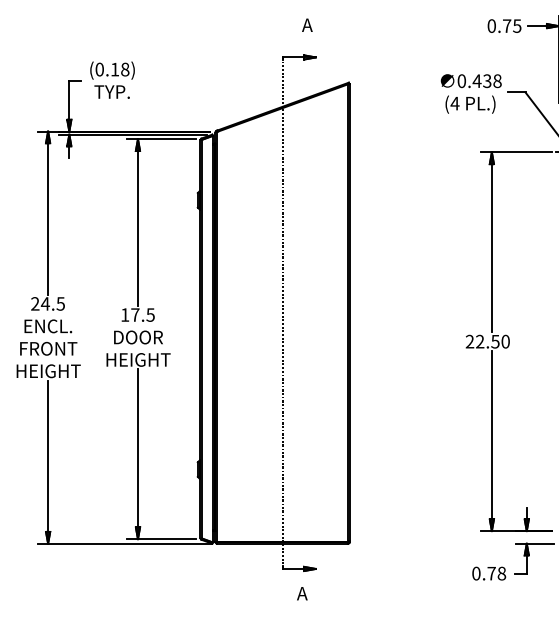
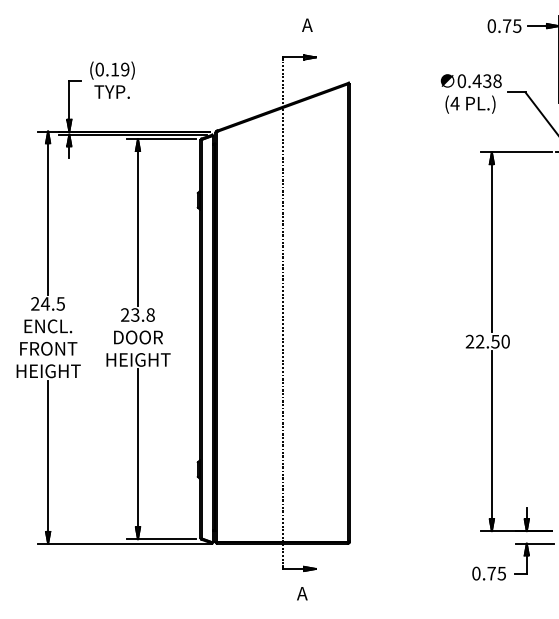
text: (0.18) -> (0.19) (125, 69)
text: 17.5 -> 23.8 (137, 314)
text: 0.78 -> 0.75 (501, 573)
